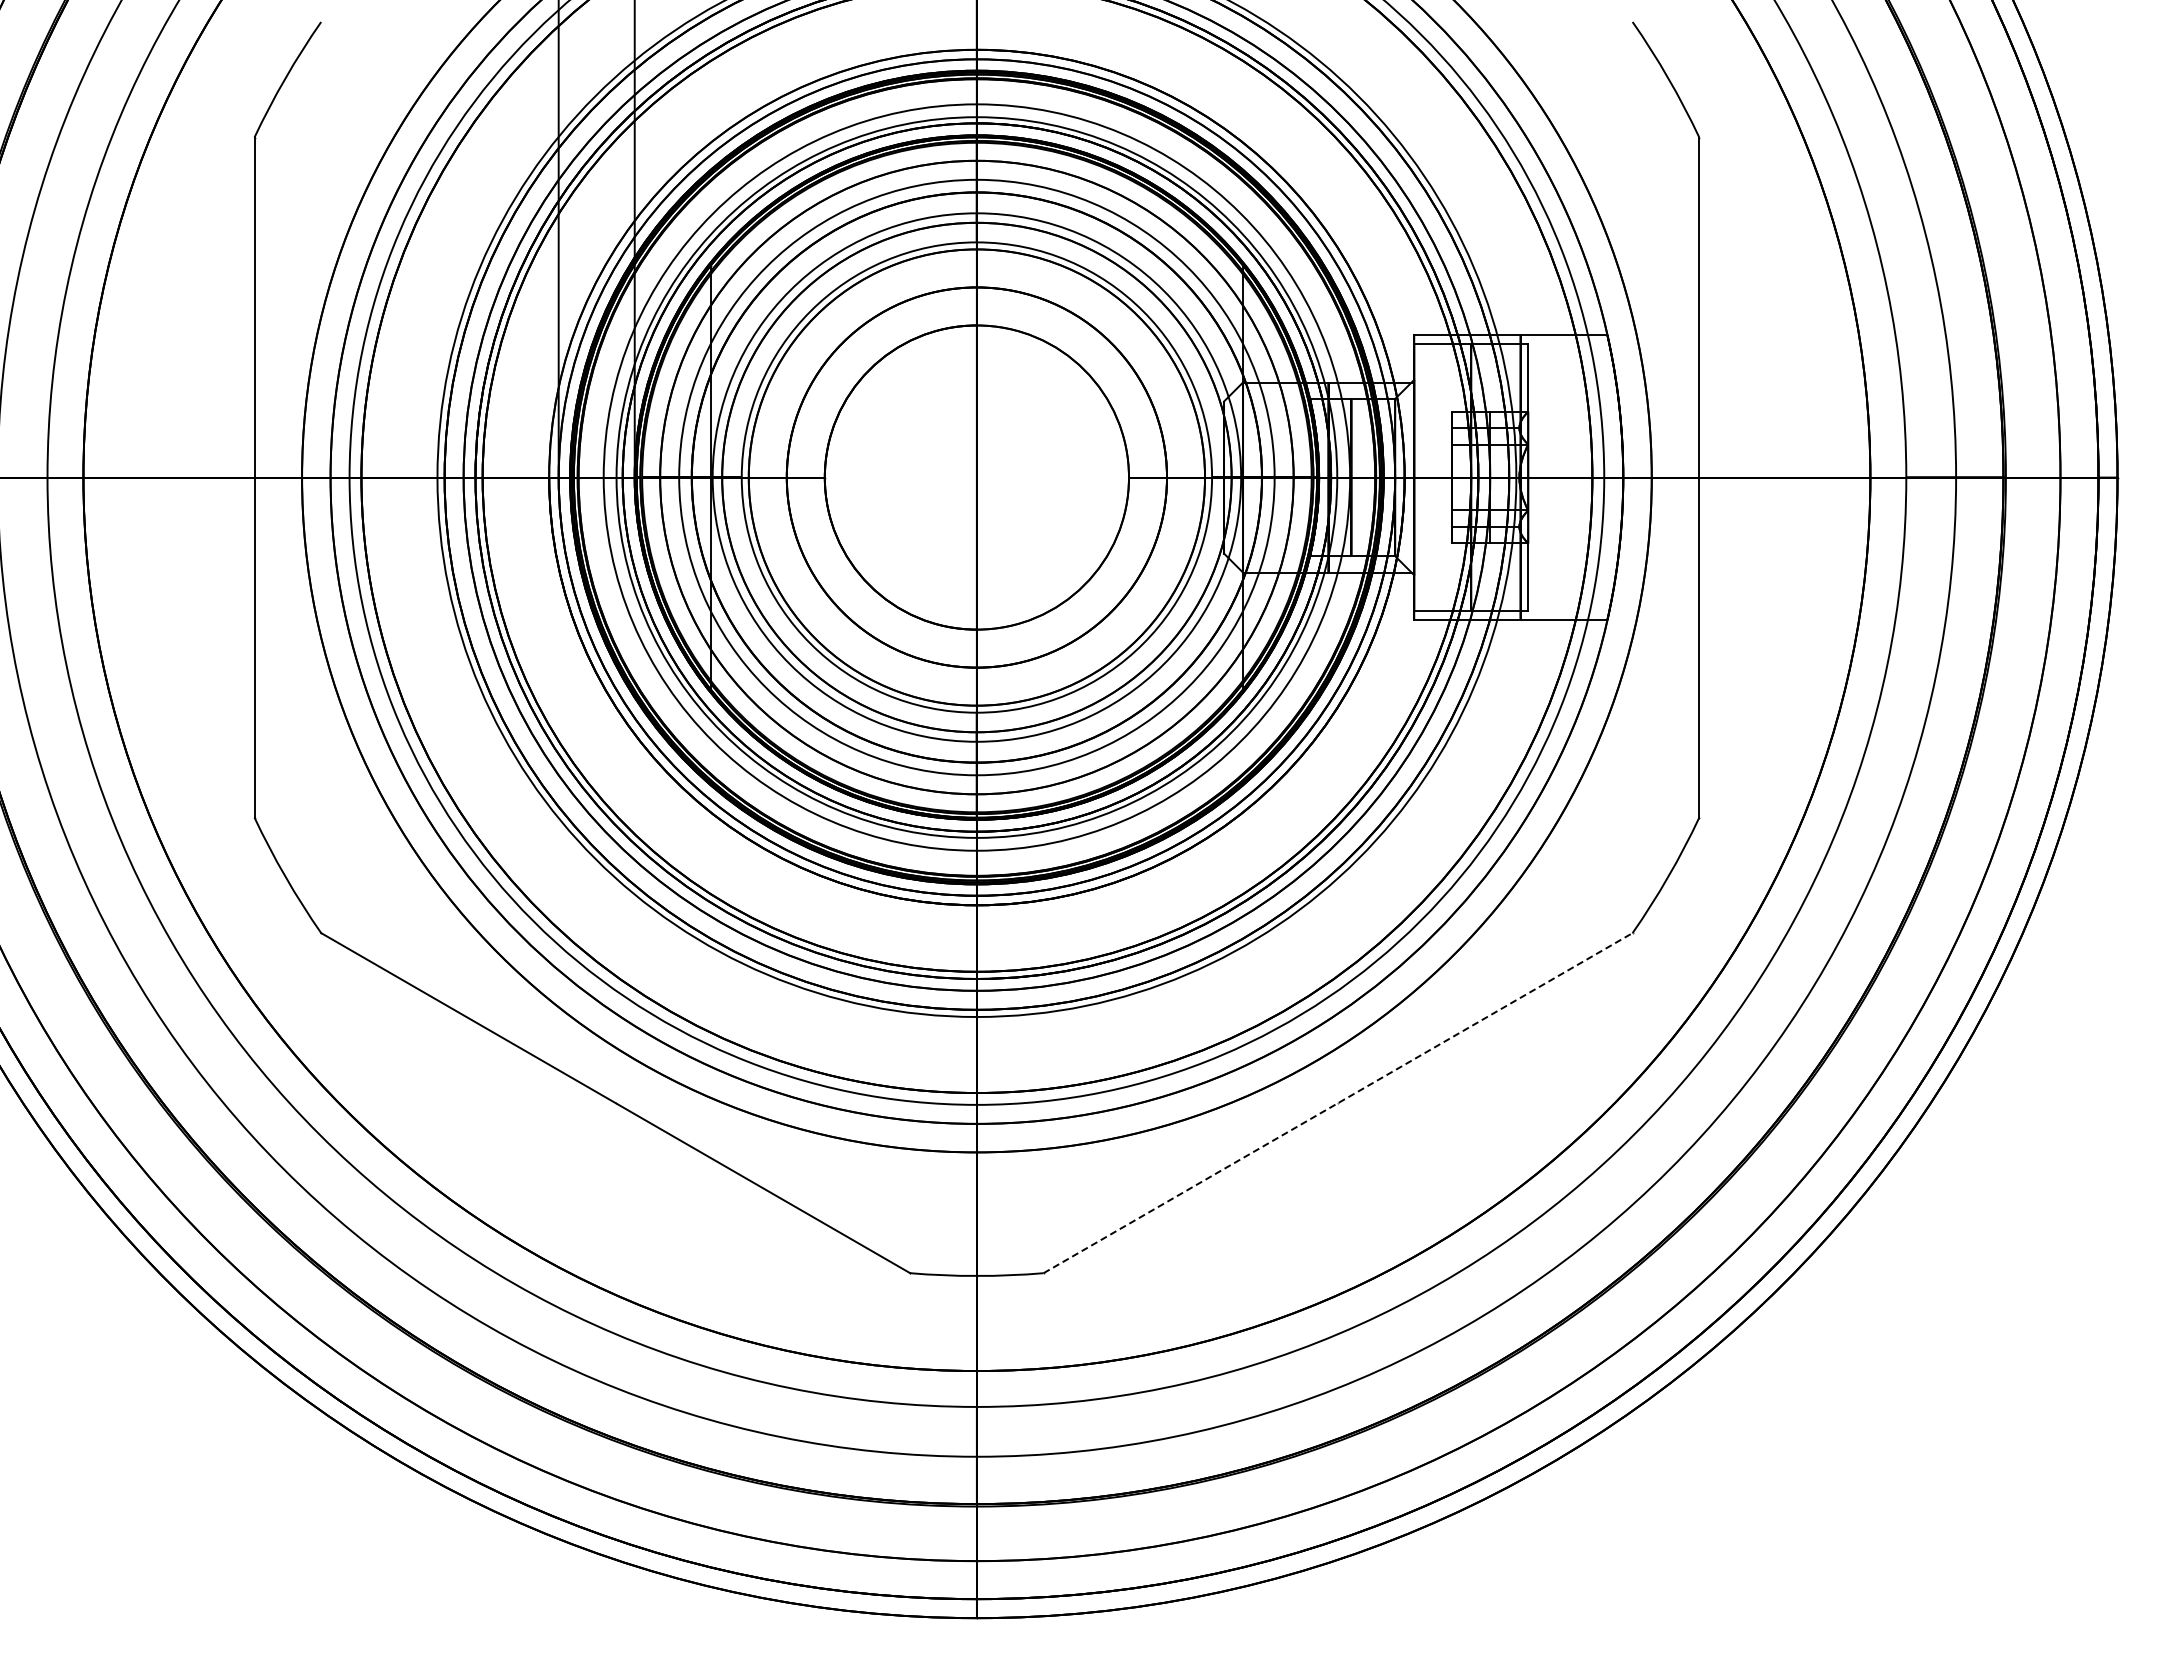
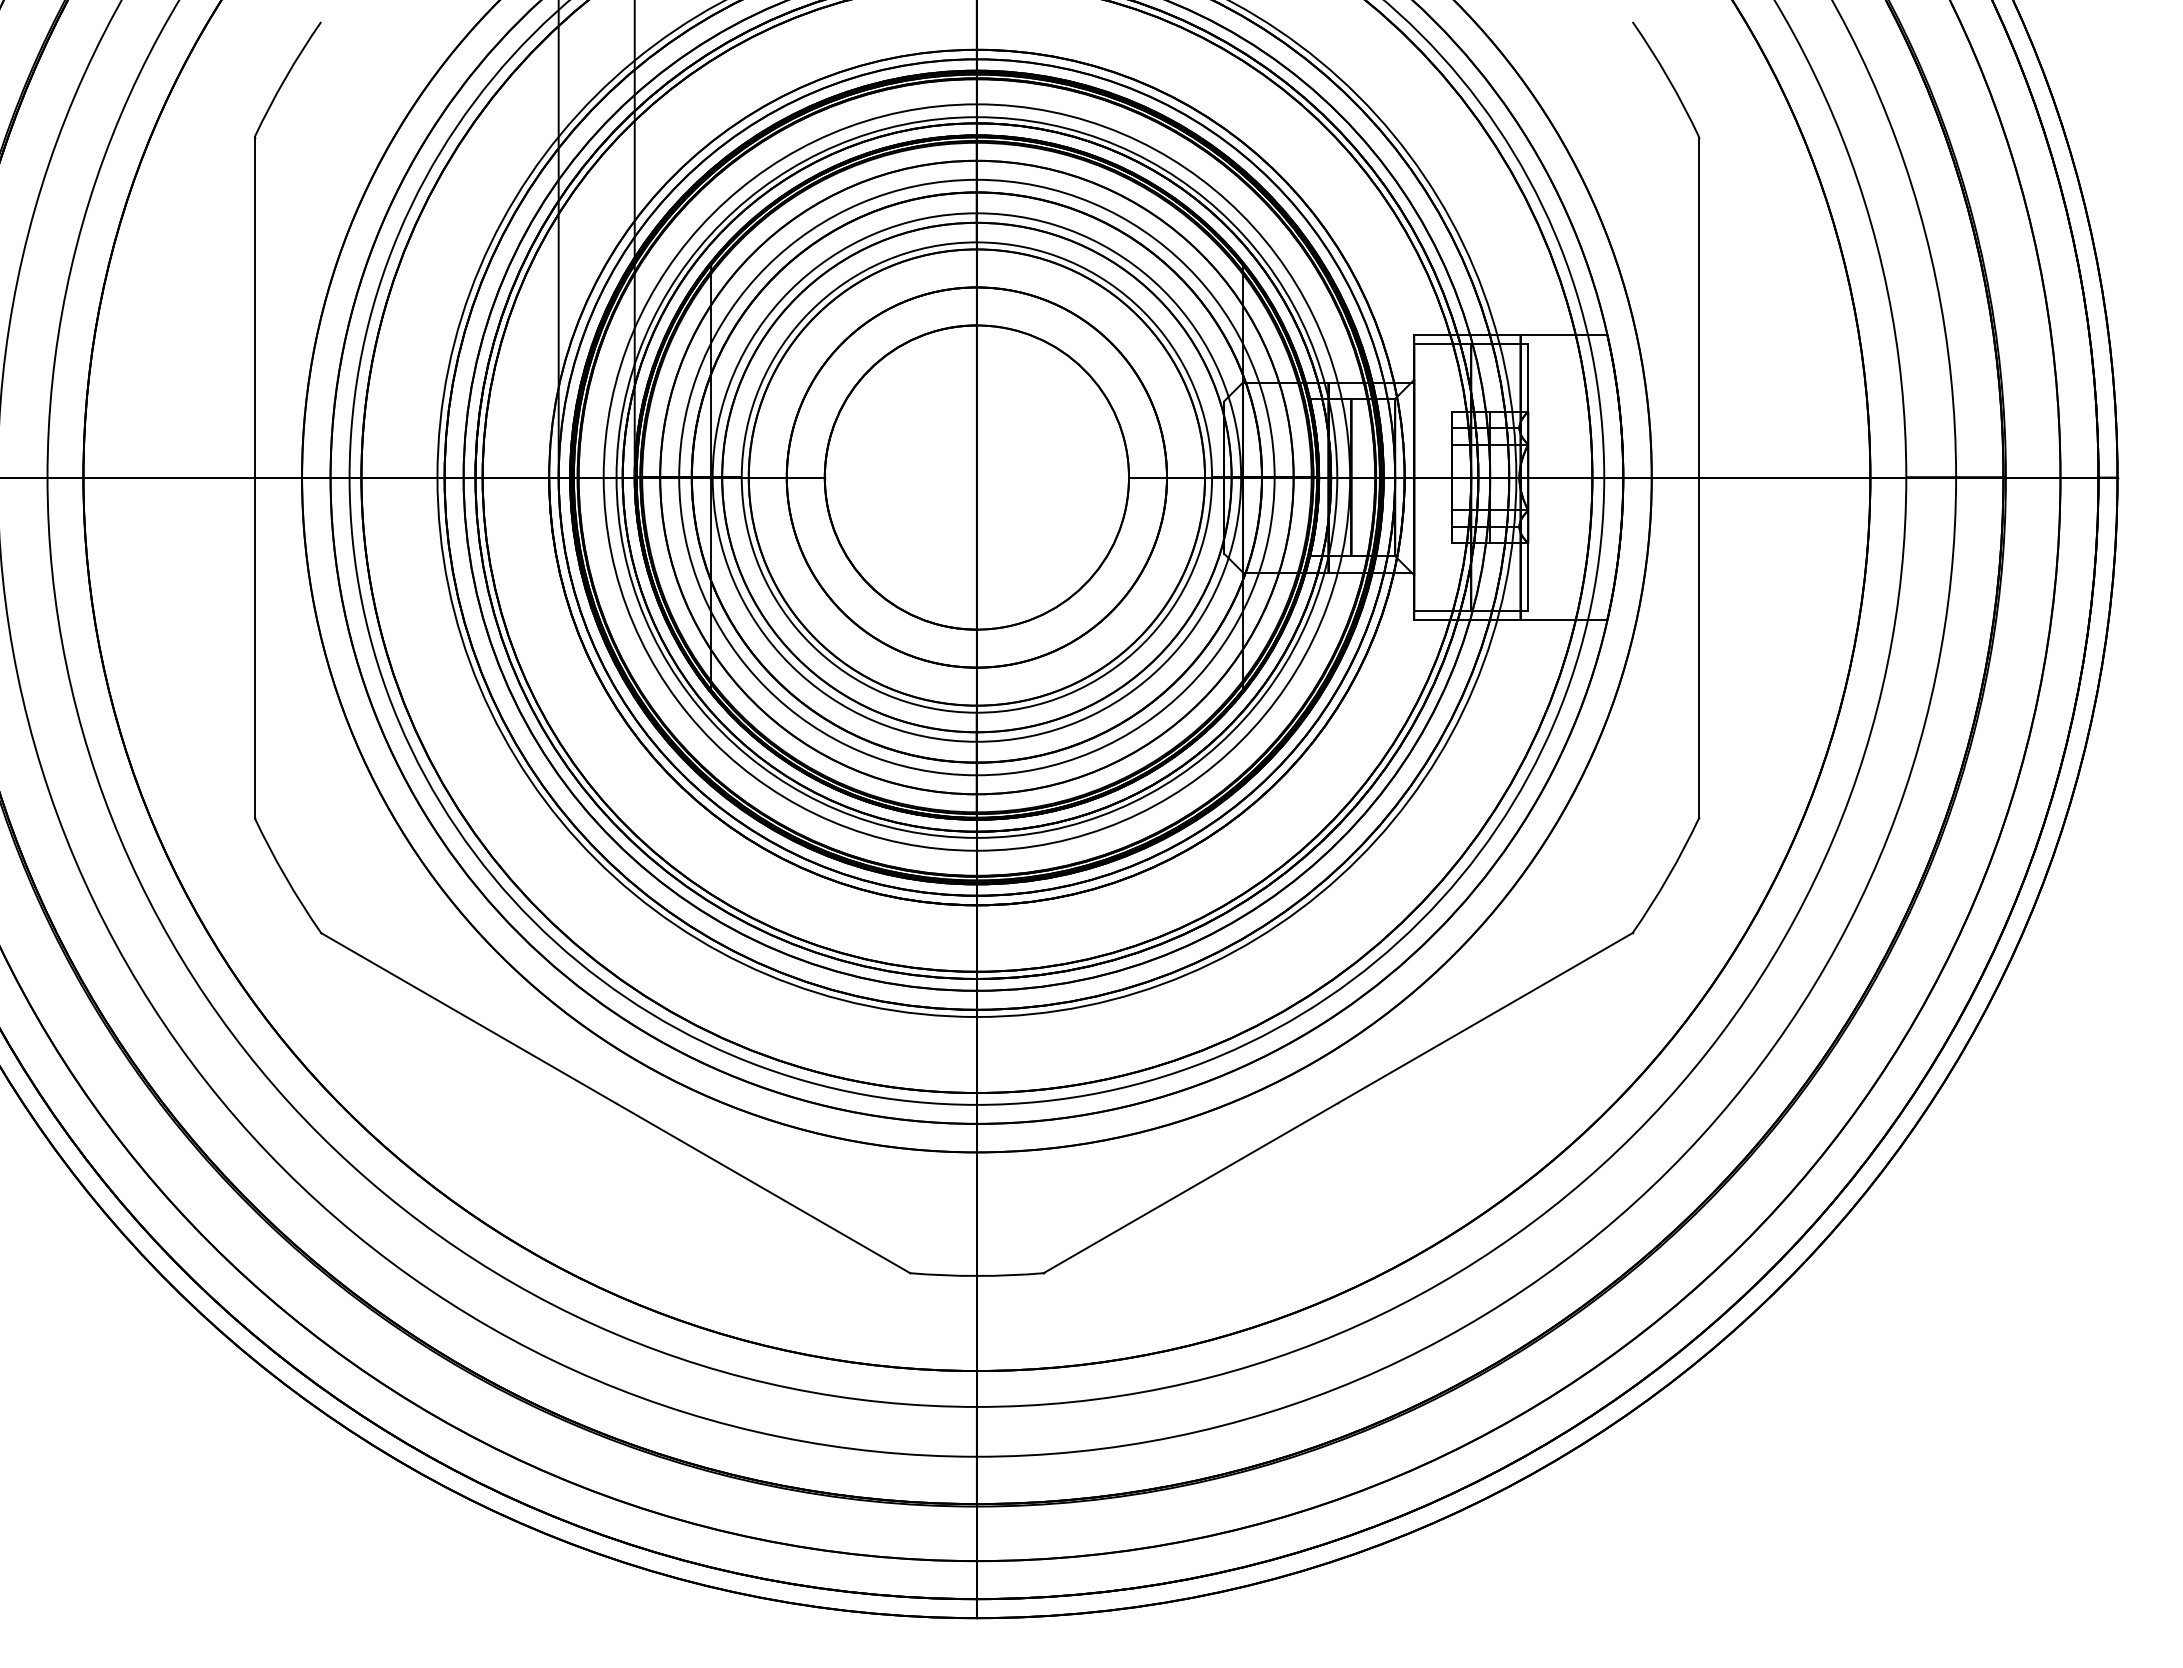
line: dashed -> solid (1338, 1102)
